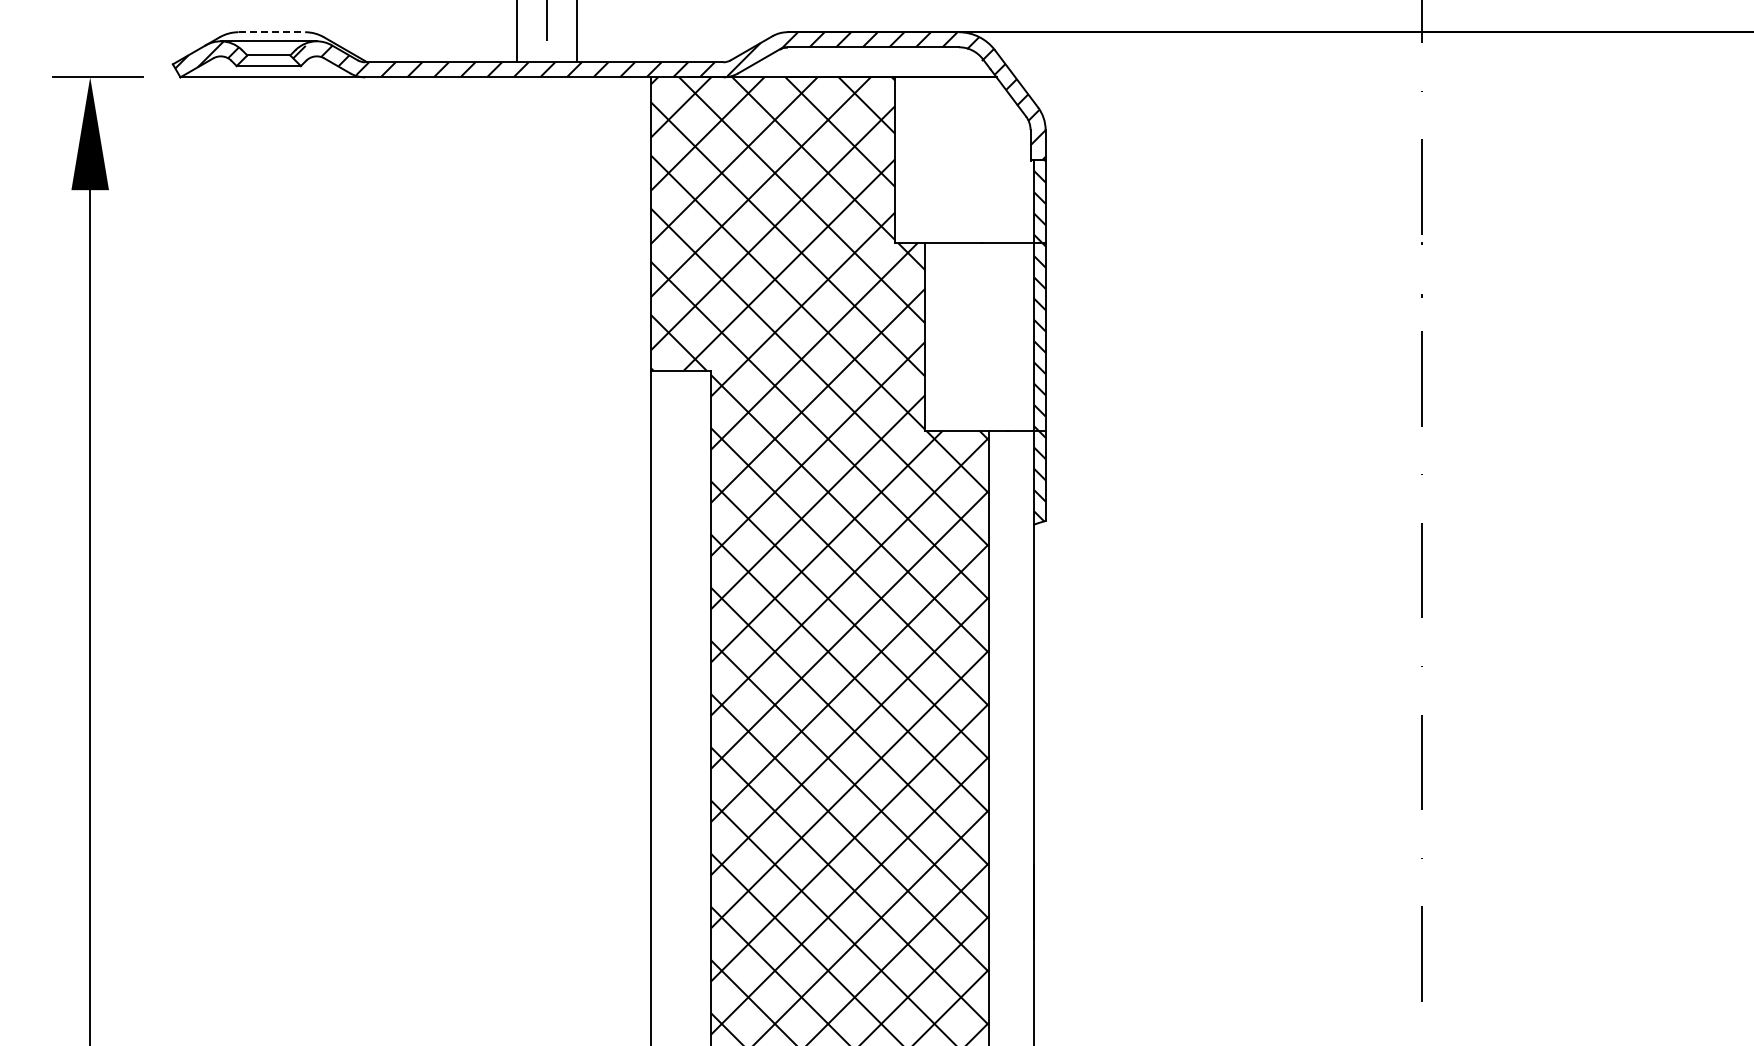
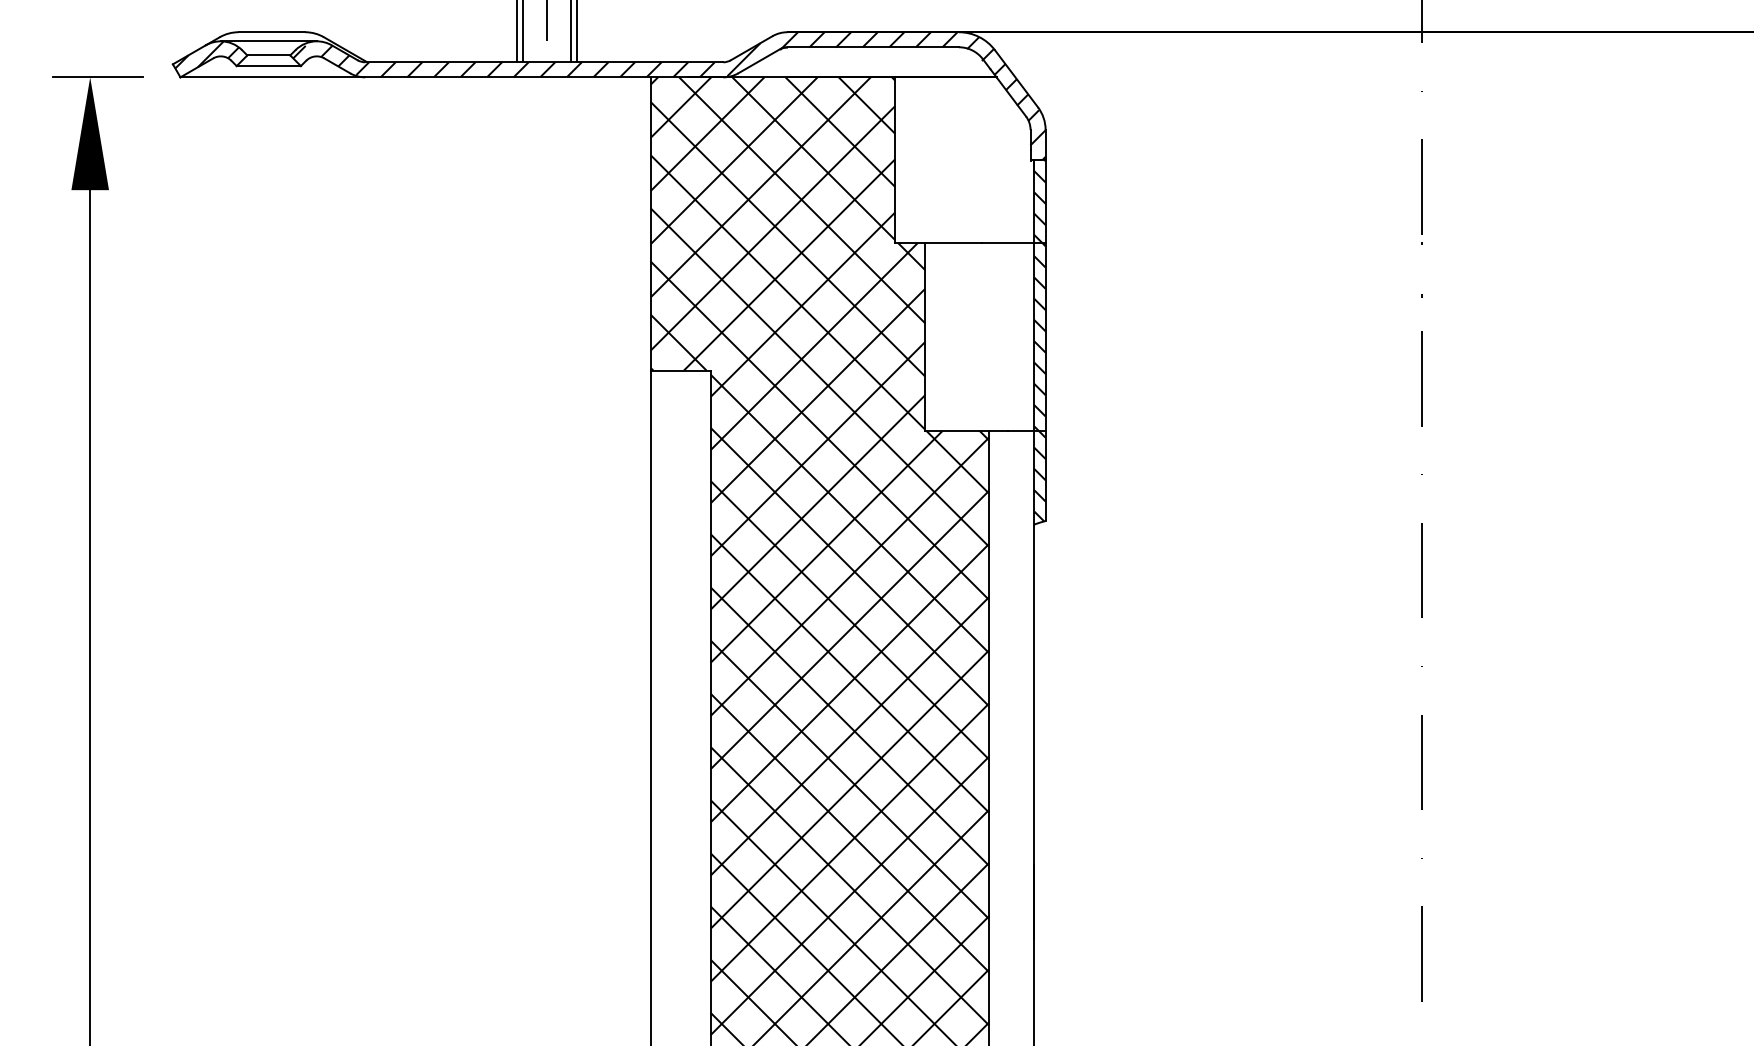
line: dashed -> solid (272, 32)
line: none -> present (522, 32)
line: none -> present (570, 32)
